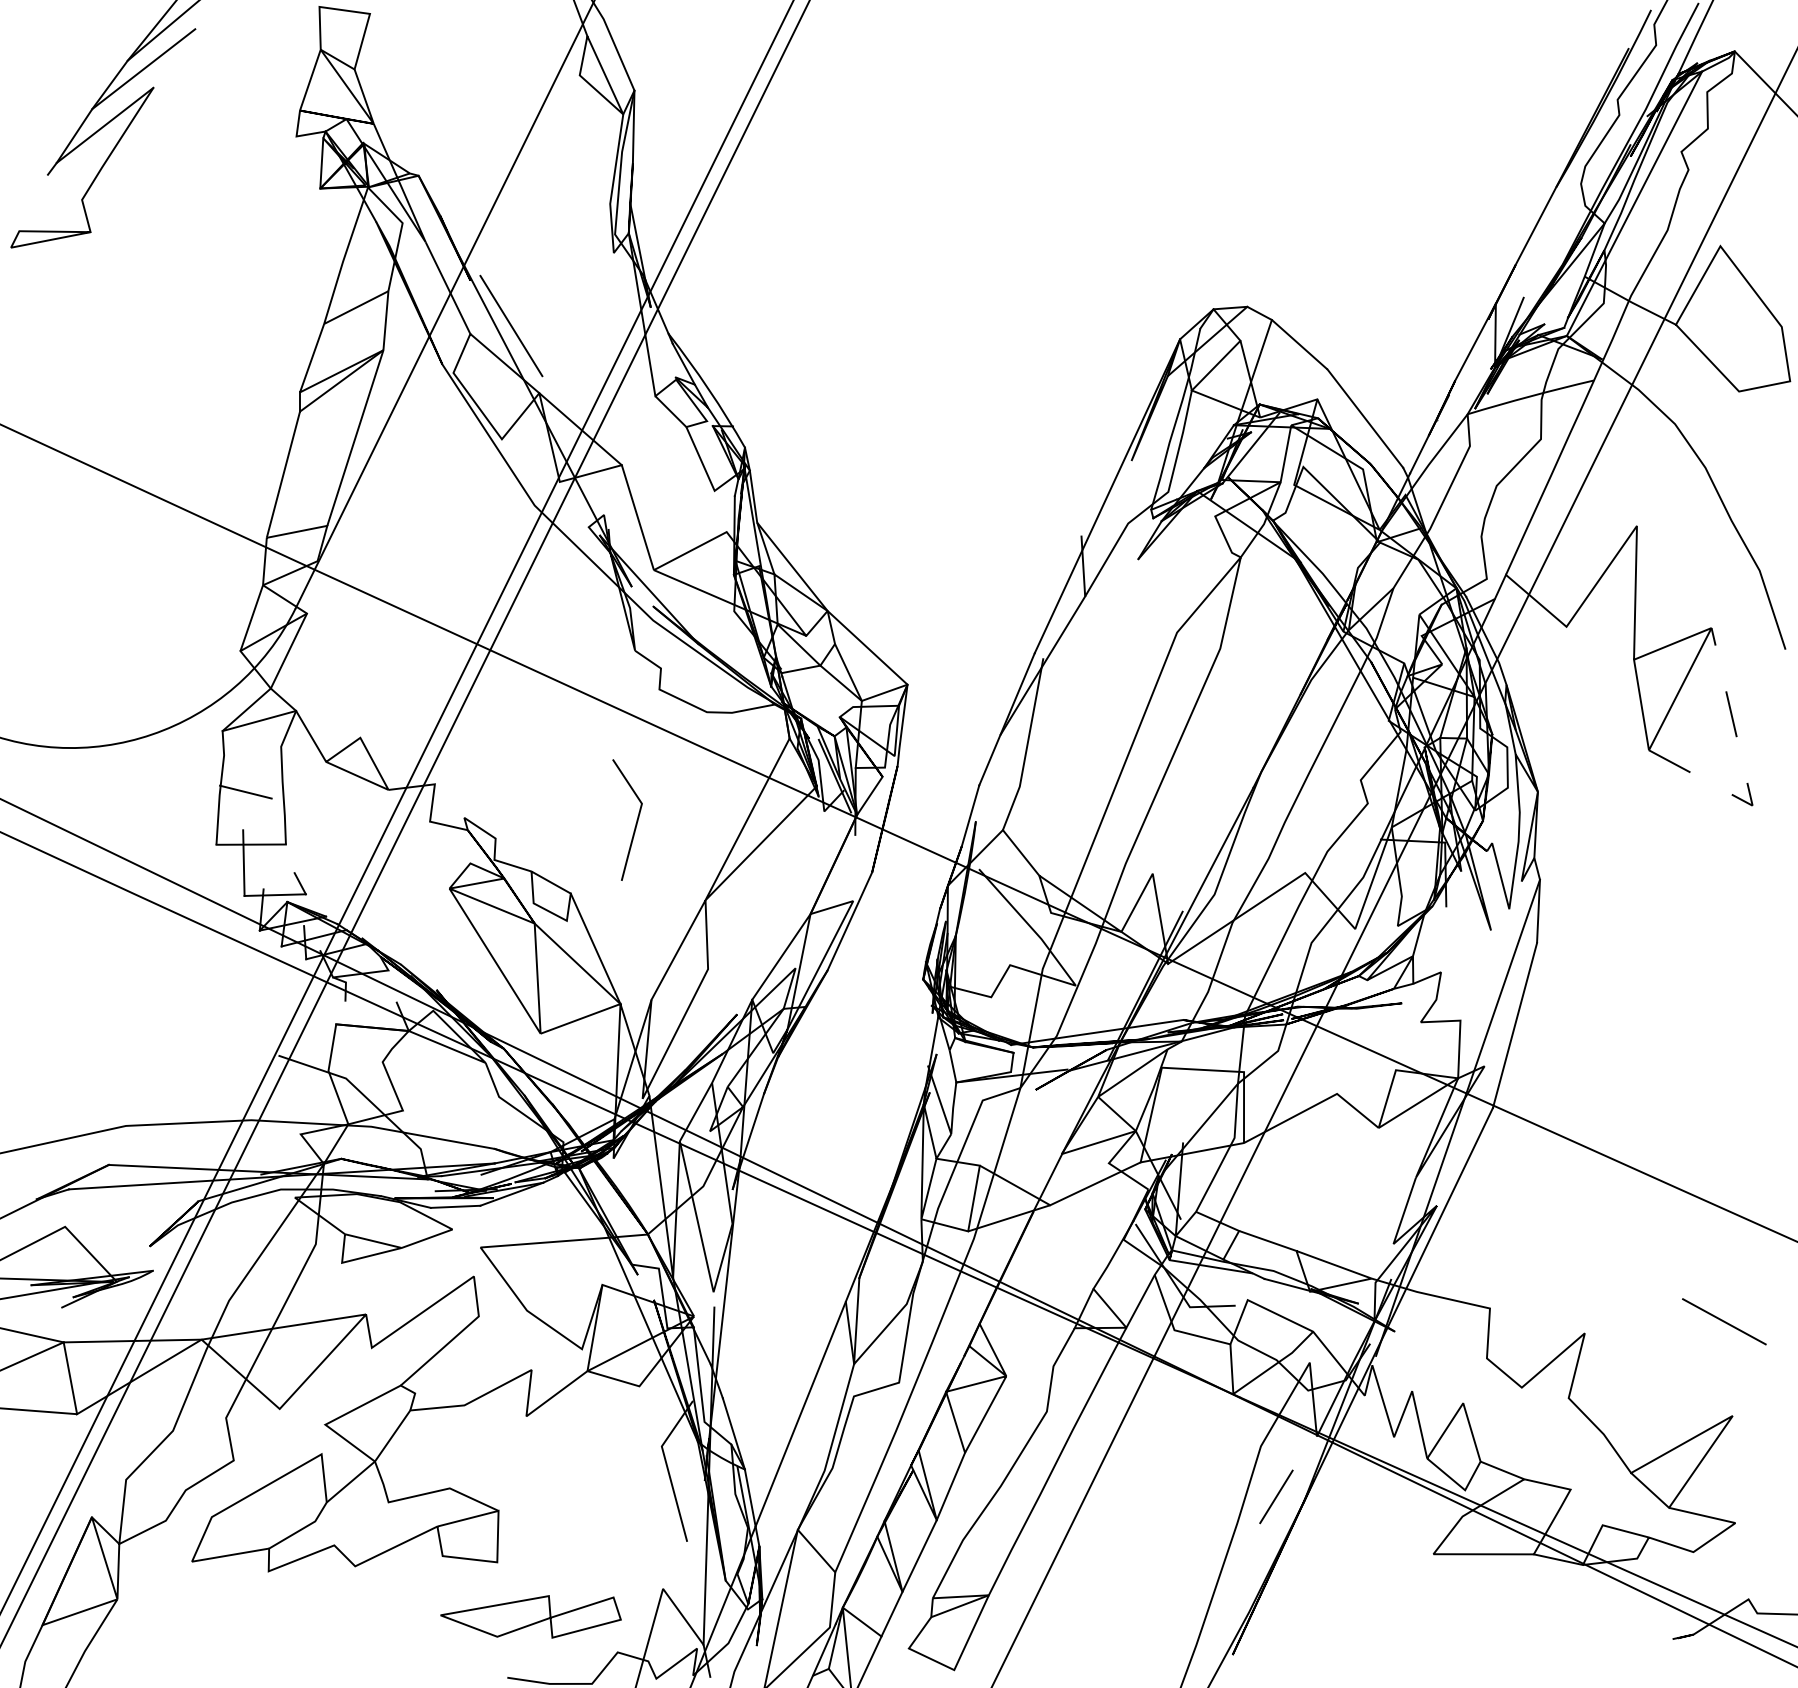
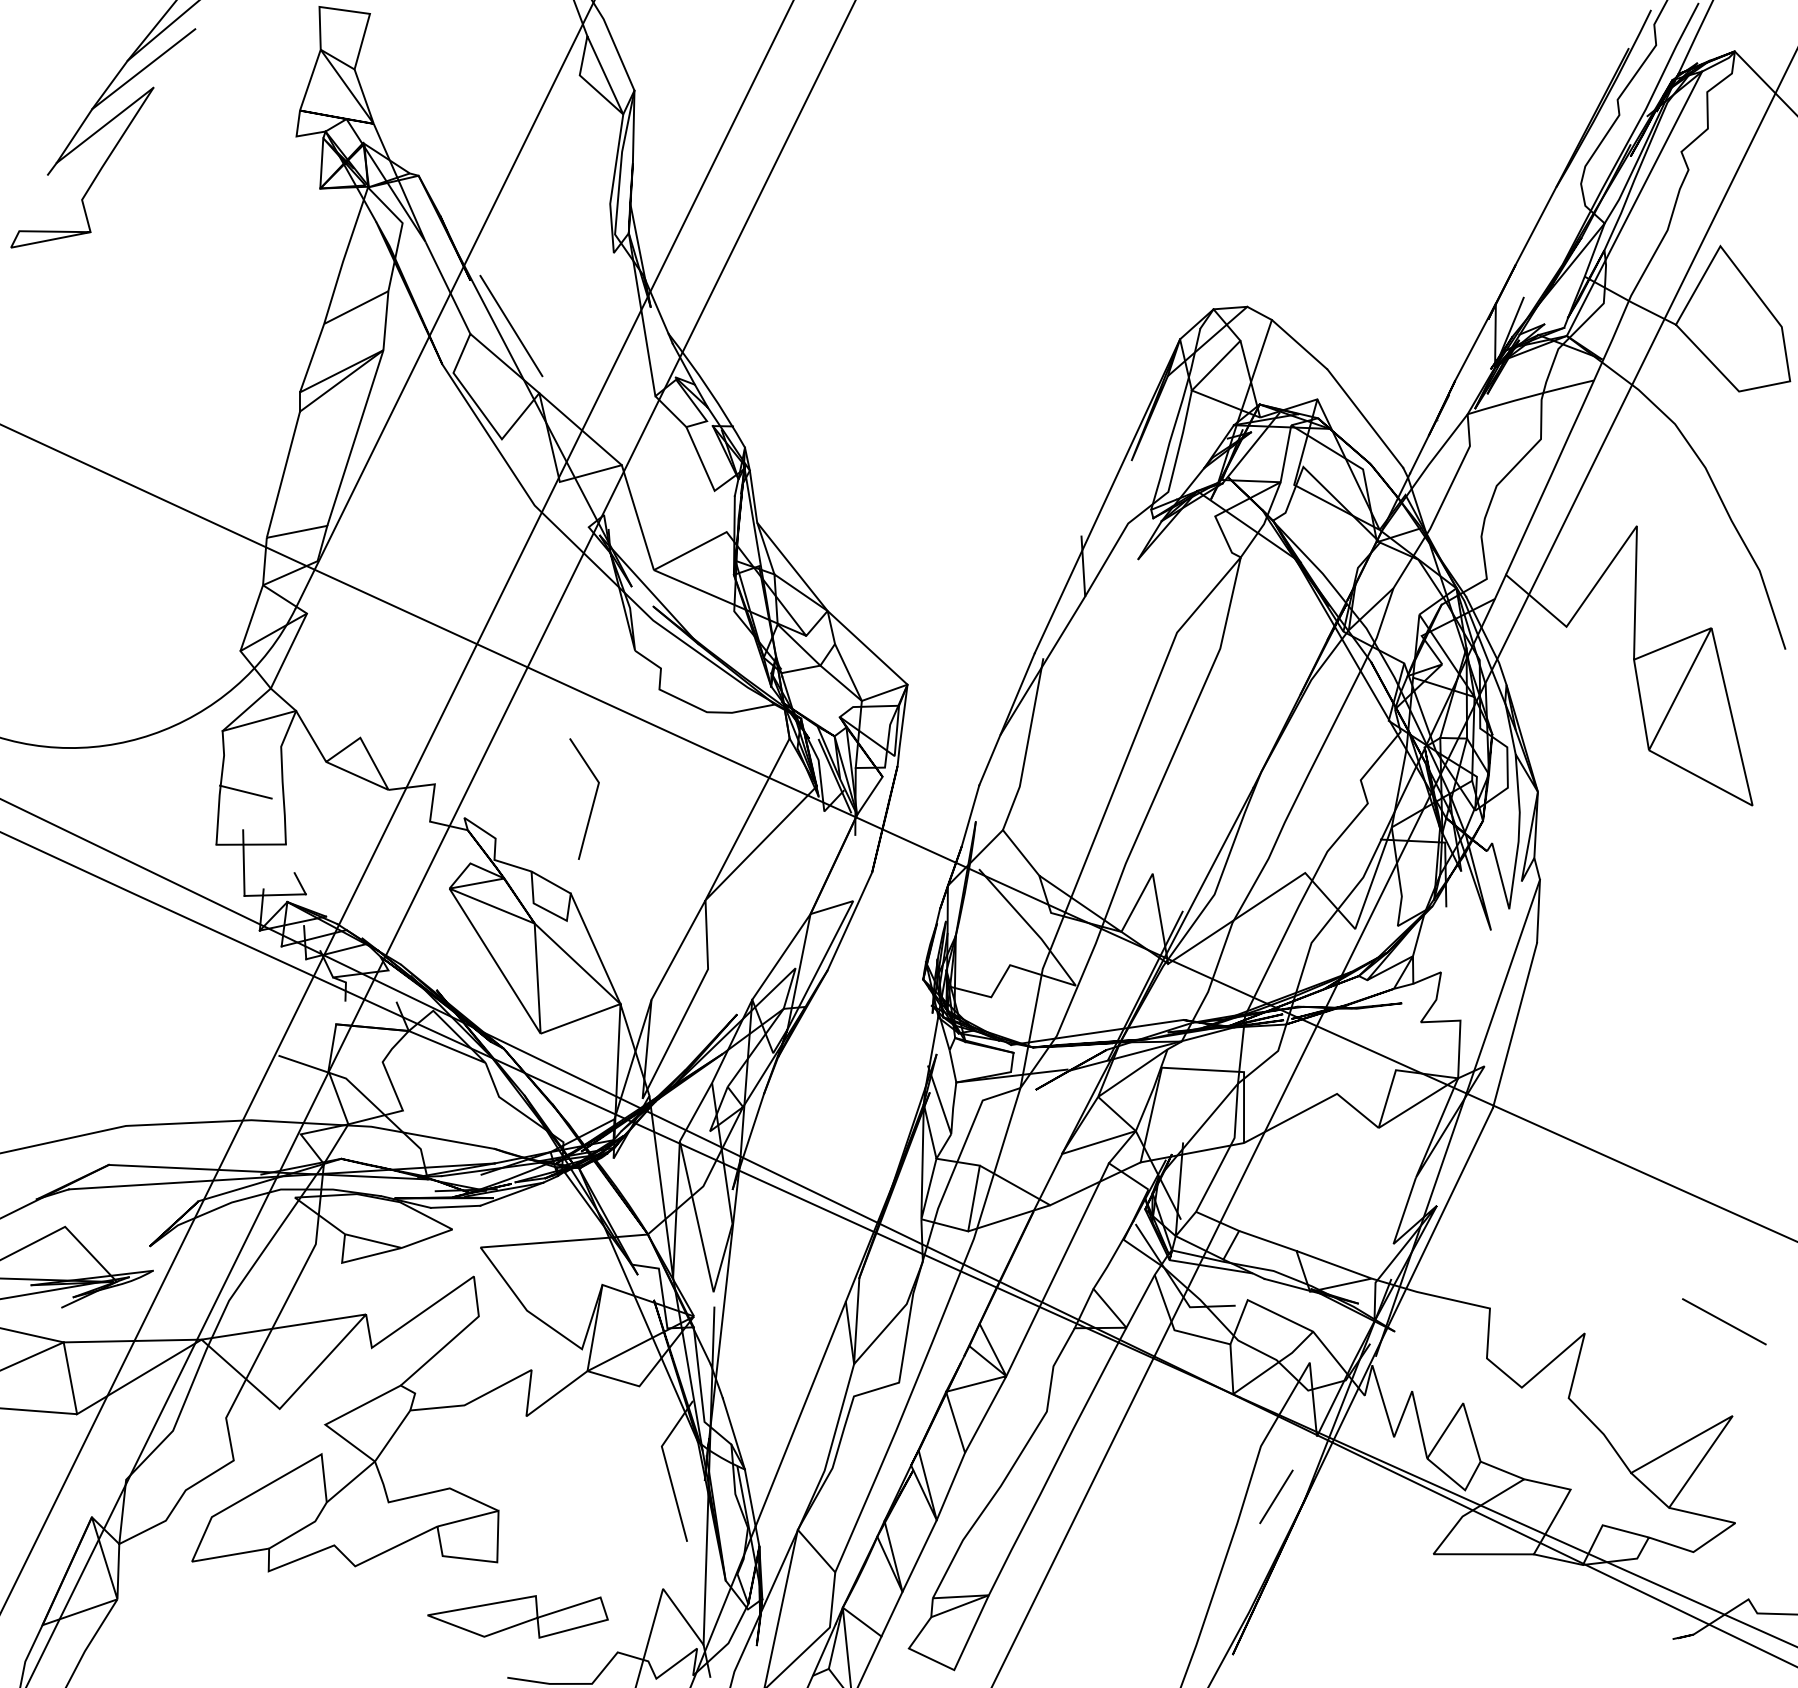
line: dashed -> solid (1745, 774)
line position: (405, 822) -> (440, 843) (440, 843)
line position: (635, 823) -> (592, 802) (592, 802)
line: none -> present (1057, 1269)
part position: (530, 1616) -> (517, 1616) (517, 1616)
